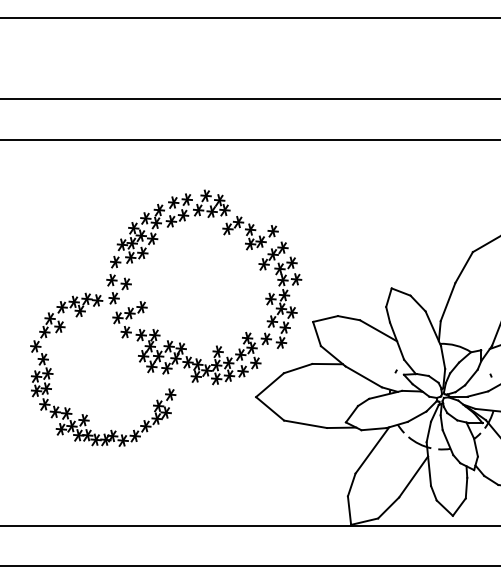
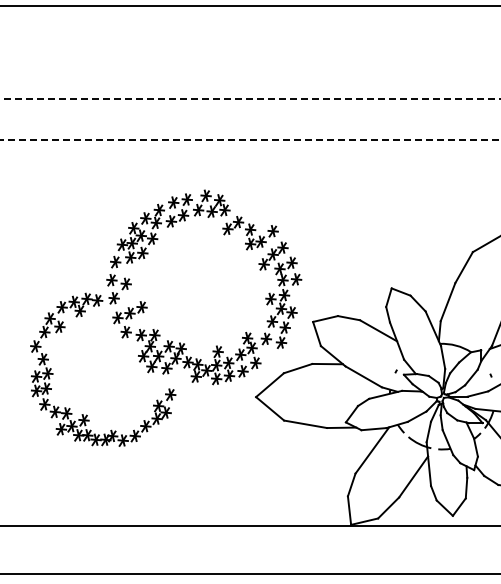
line position: (249, 17) -> (249, 5) (249, 5)
line: solid -> dashed (250, 98)
line: solid -> dashed (249, 139)
line position: (249, 566) -> (249, 574) (249, 574)
